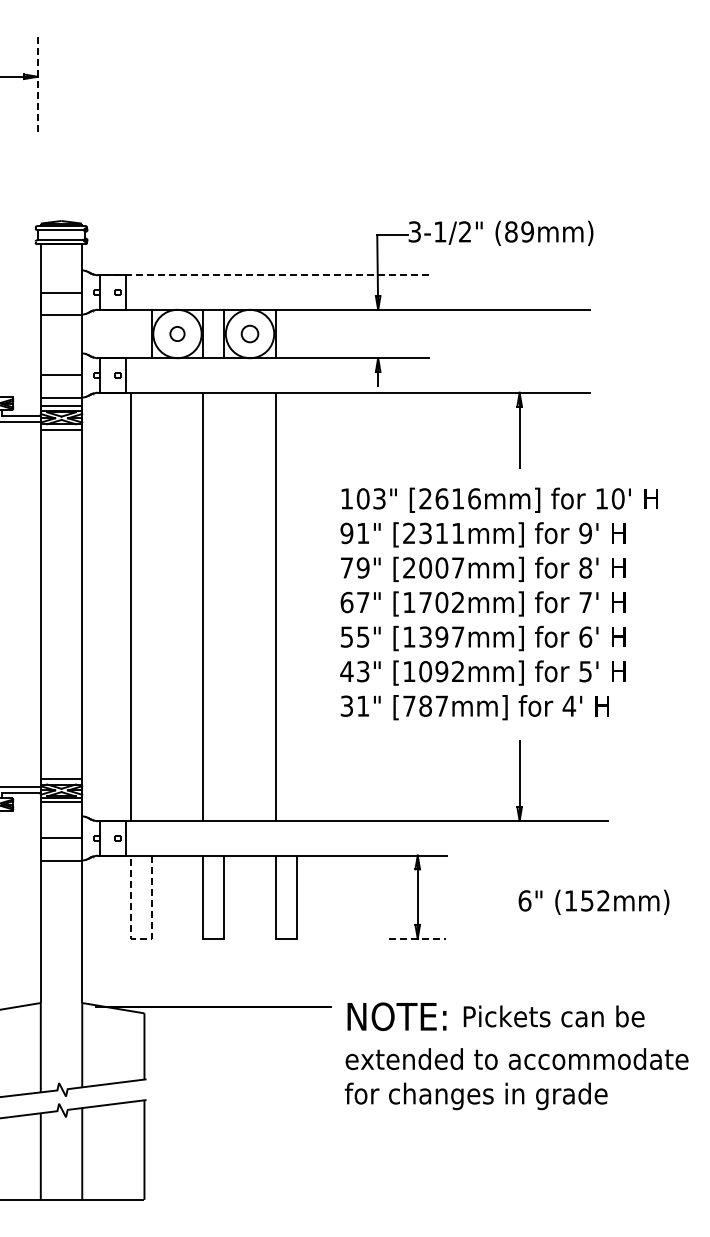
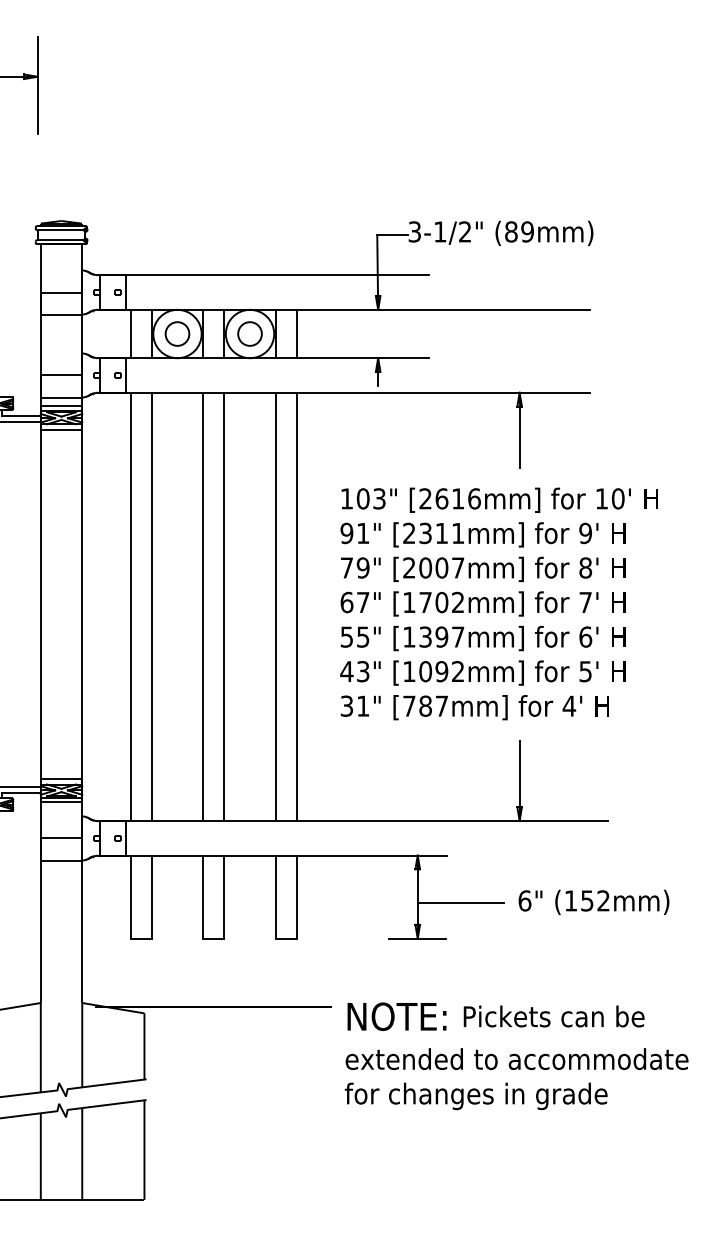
line: dashed -> solid (37, 85)
line: dashed -> solid (263, 275)
line: none -> present (130, 333)
circle size: 17x16 px -> 27x26 px (177, 333)
circle size: 20x20 px -> 26x26 px (249, 333)
line: none -> present (296, 333)
line: none -> present (151, 606)
line: none -> present (224, 606)
line: none -> present (296, 606)
line: none -> present (460, 902)
line: dashed -> solid (140, 938)
line: dashed -> solid (418, 938)
